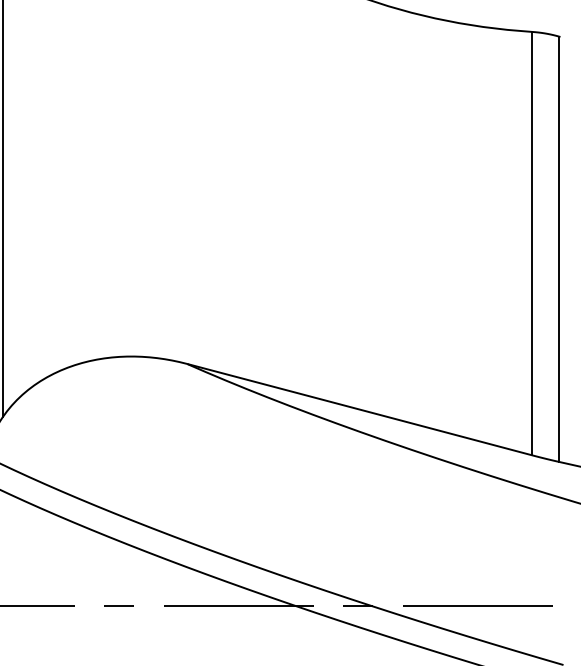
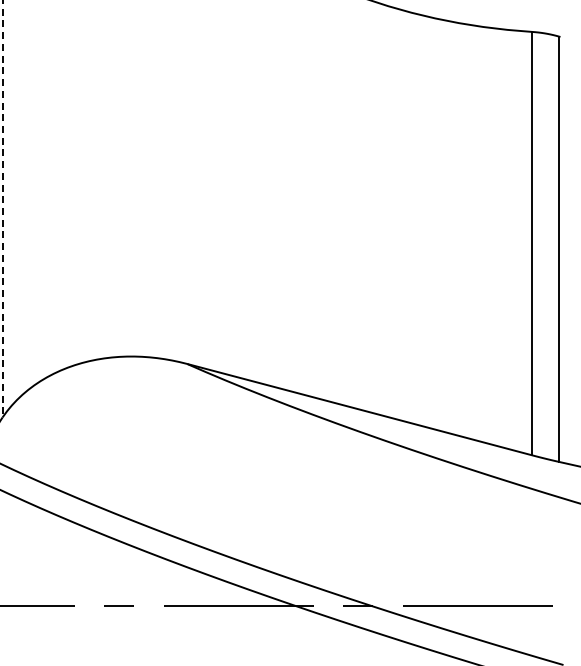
line: solid -> dashed (2, 209)
